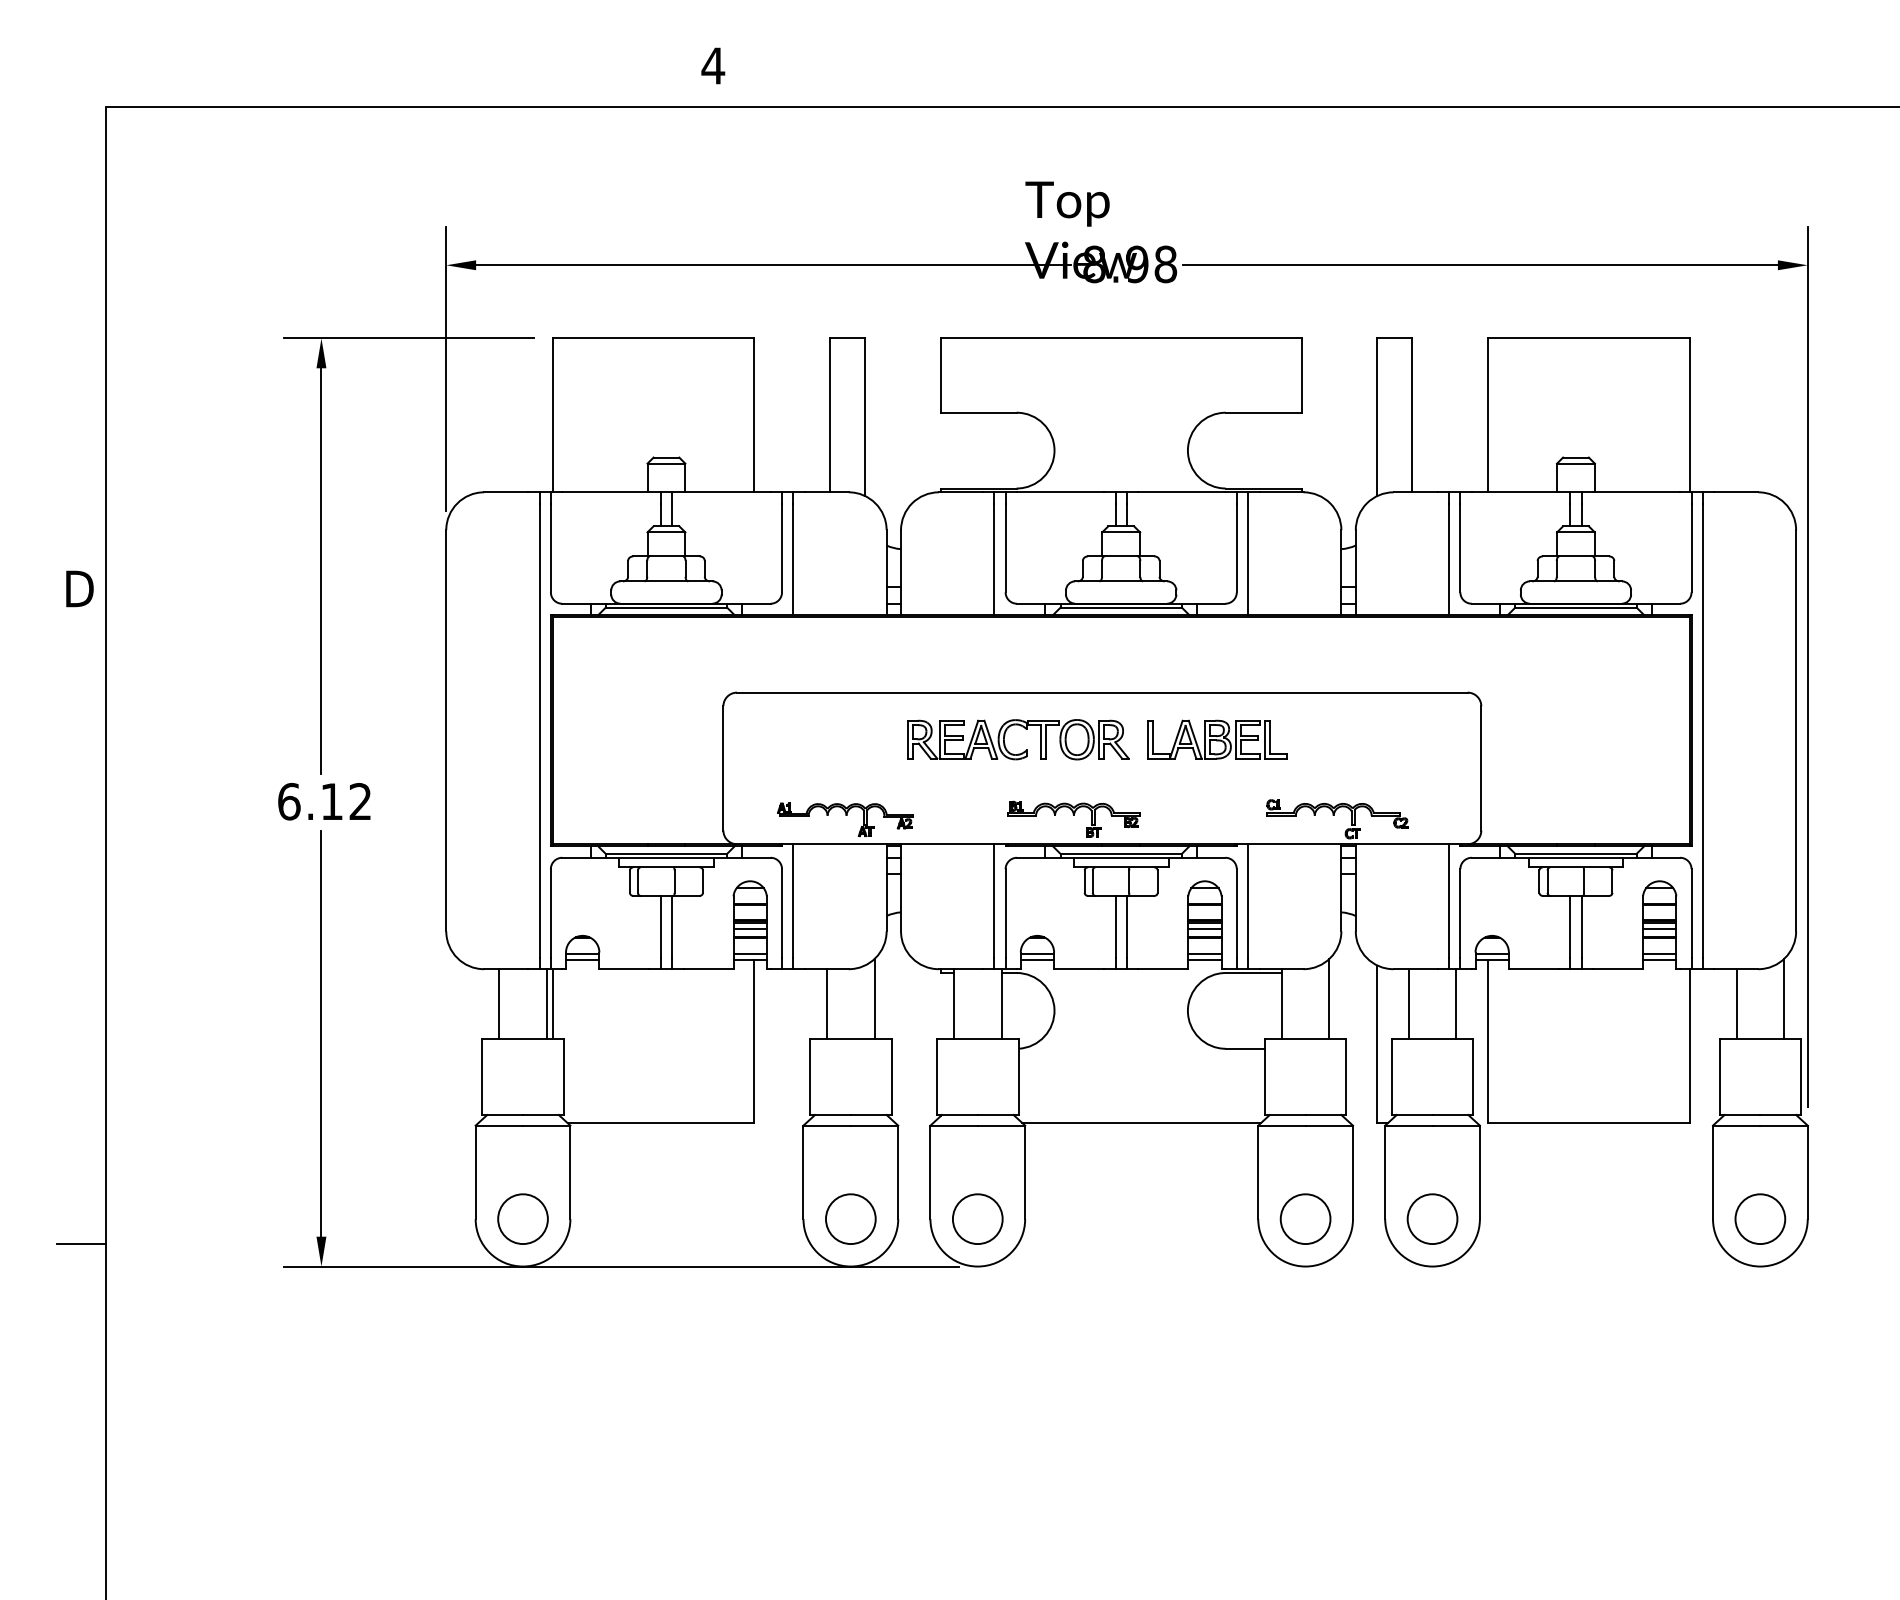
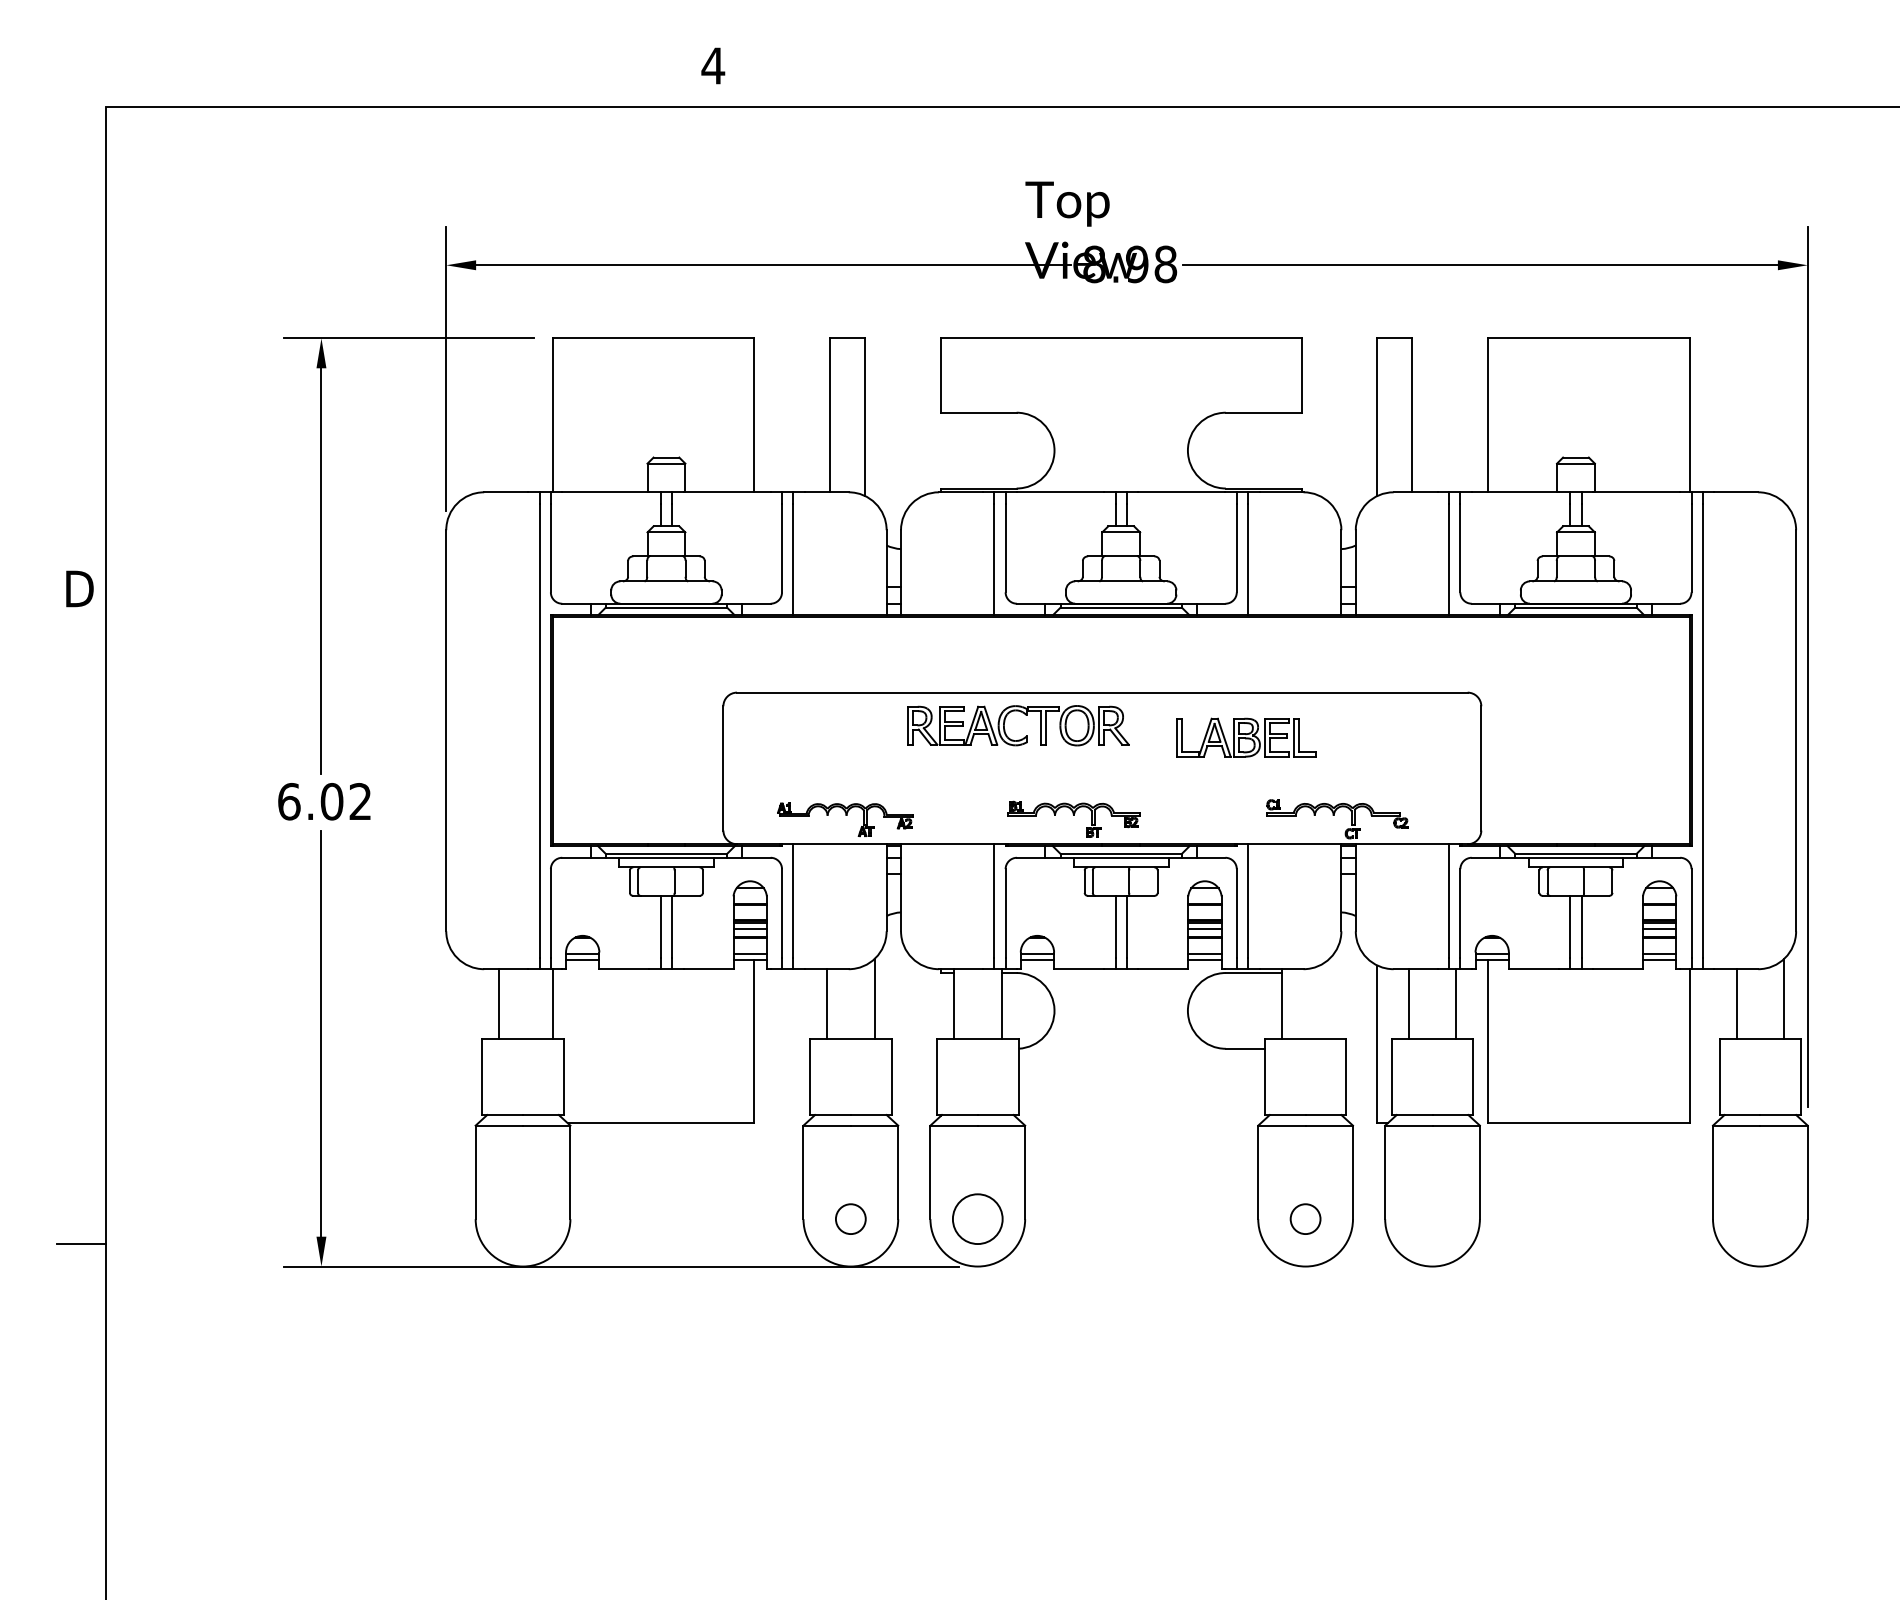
part position: (1025, 729) -> (1025, 715) (1025, 715)
part position: (1217, 739) -> (1246, 737) (1246, 737)
text: 6.12 -> 6.02 (331, 801)
line: present -> none (1329, 998)
line: present -> none (546, 1004)
line: present -> none (1141, 1123)
circle: present -> none (522, 1218)
circle: present -> none (1432, 1218)
circle: present -> none (1760, 1218)
circle diameter: 50 px -> 30 px (850, 1219)
circle diameter: 50 px -> 30 px (1305, 1219)
